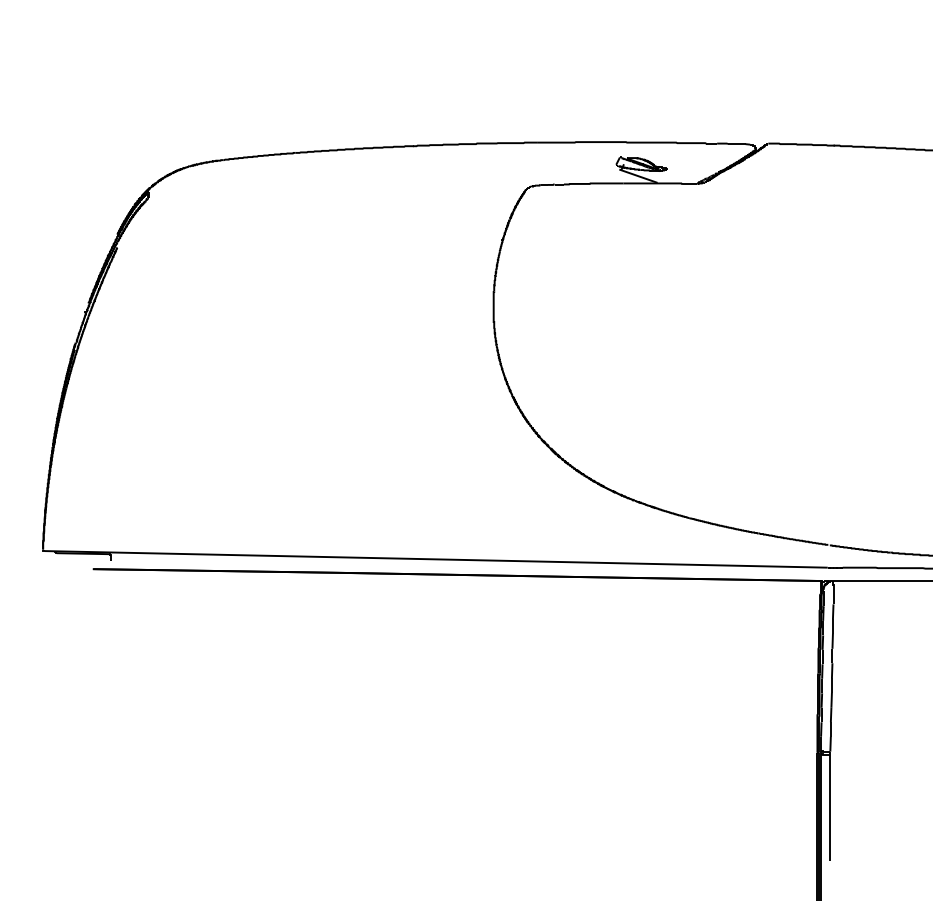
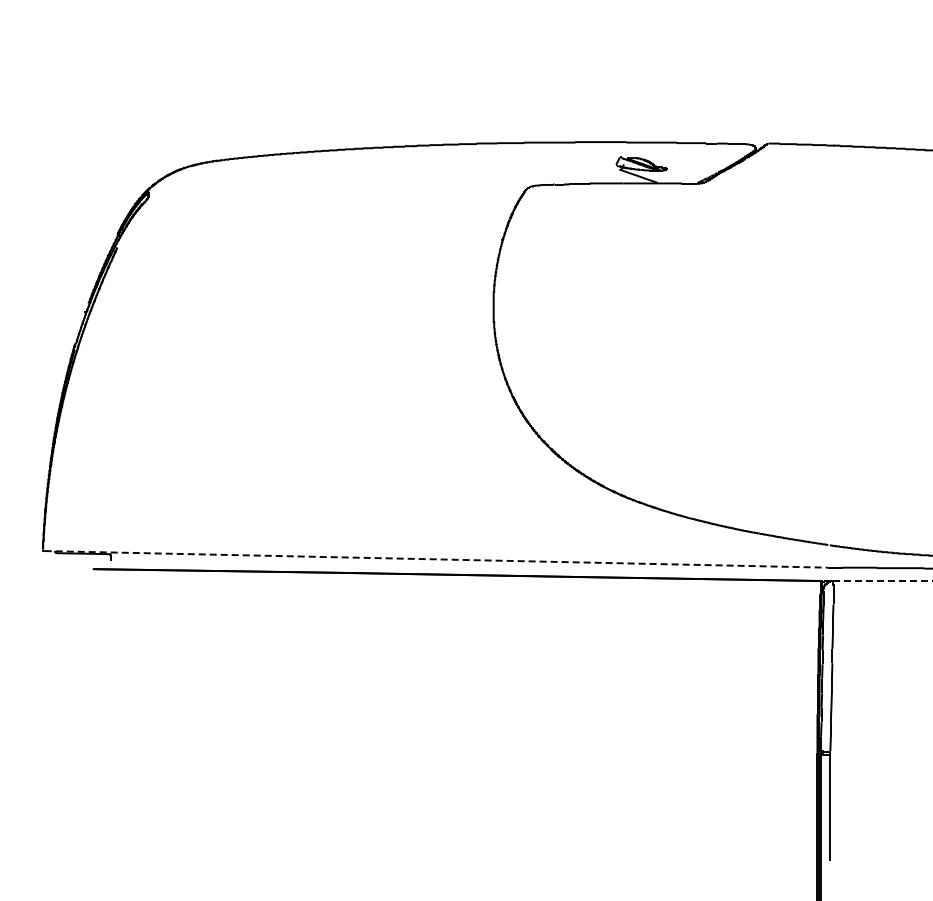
line: solid -> dashed (436, 559)
line: solid -> dashed (882, 581)
